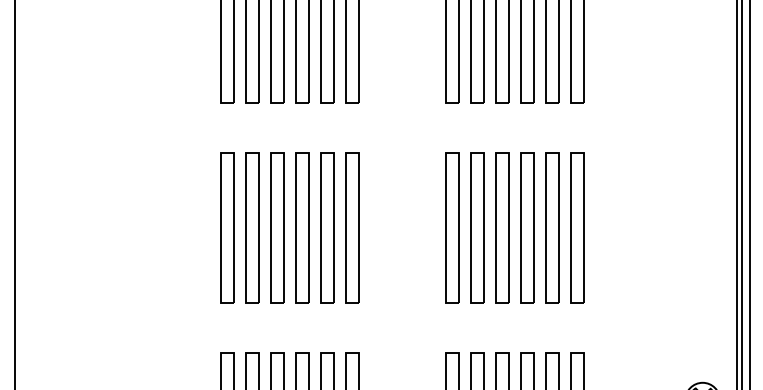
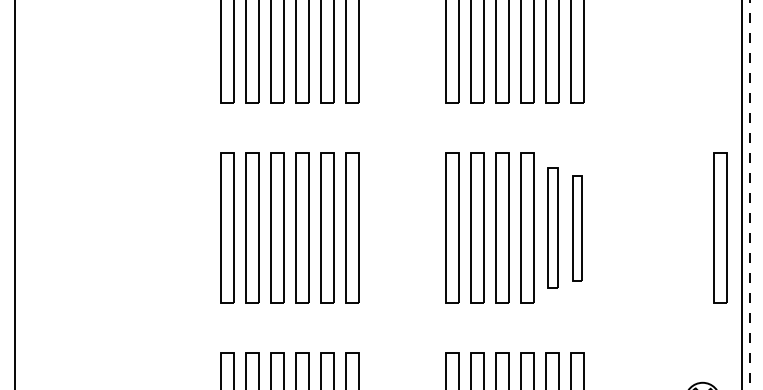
line: present -> none (737, 194)
line: solid -> dashed (749, 195)
part size: 15x152 px -> 12x122 px (552, 227)
part size: 15x152 px -> 11x107 px (577, 228)
part: none -> present (720, 227)
